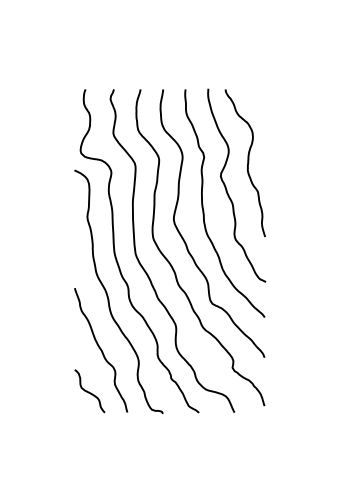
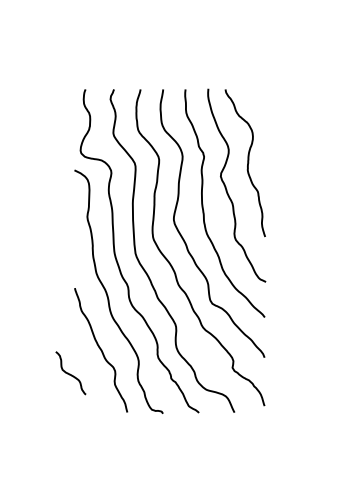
curve position: (89, 391) -> (70, 373) (70, 373)
